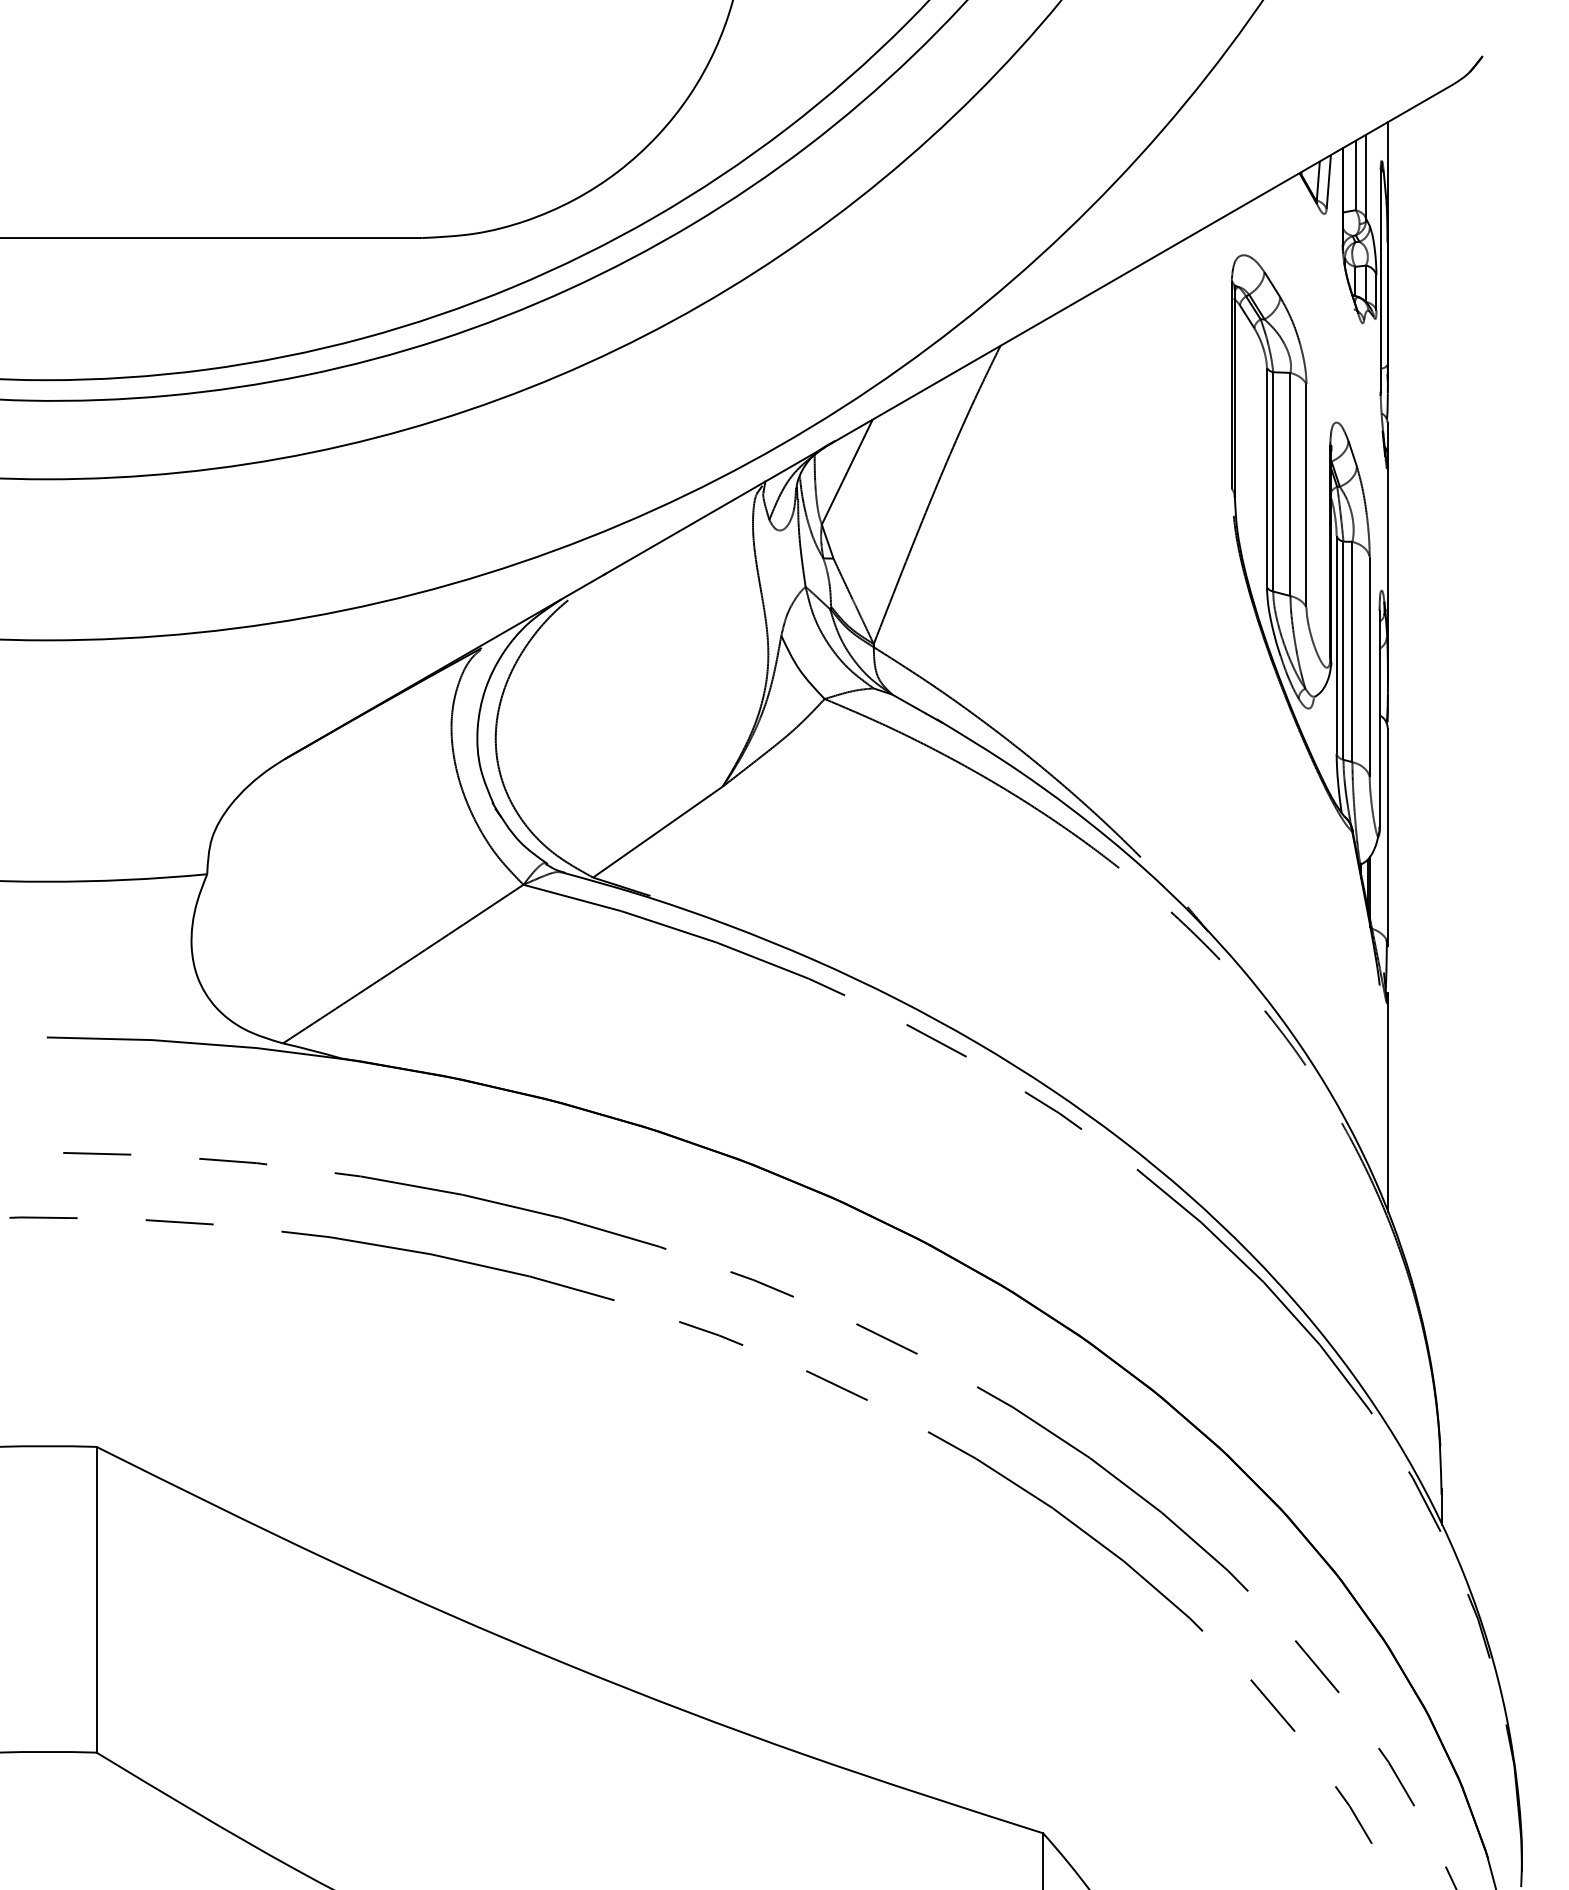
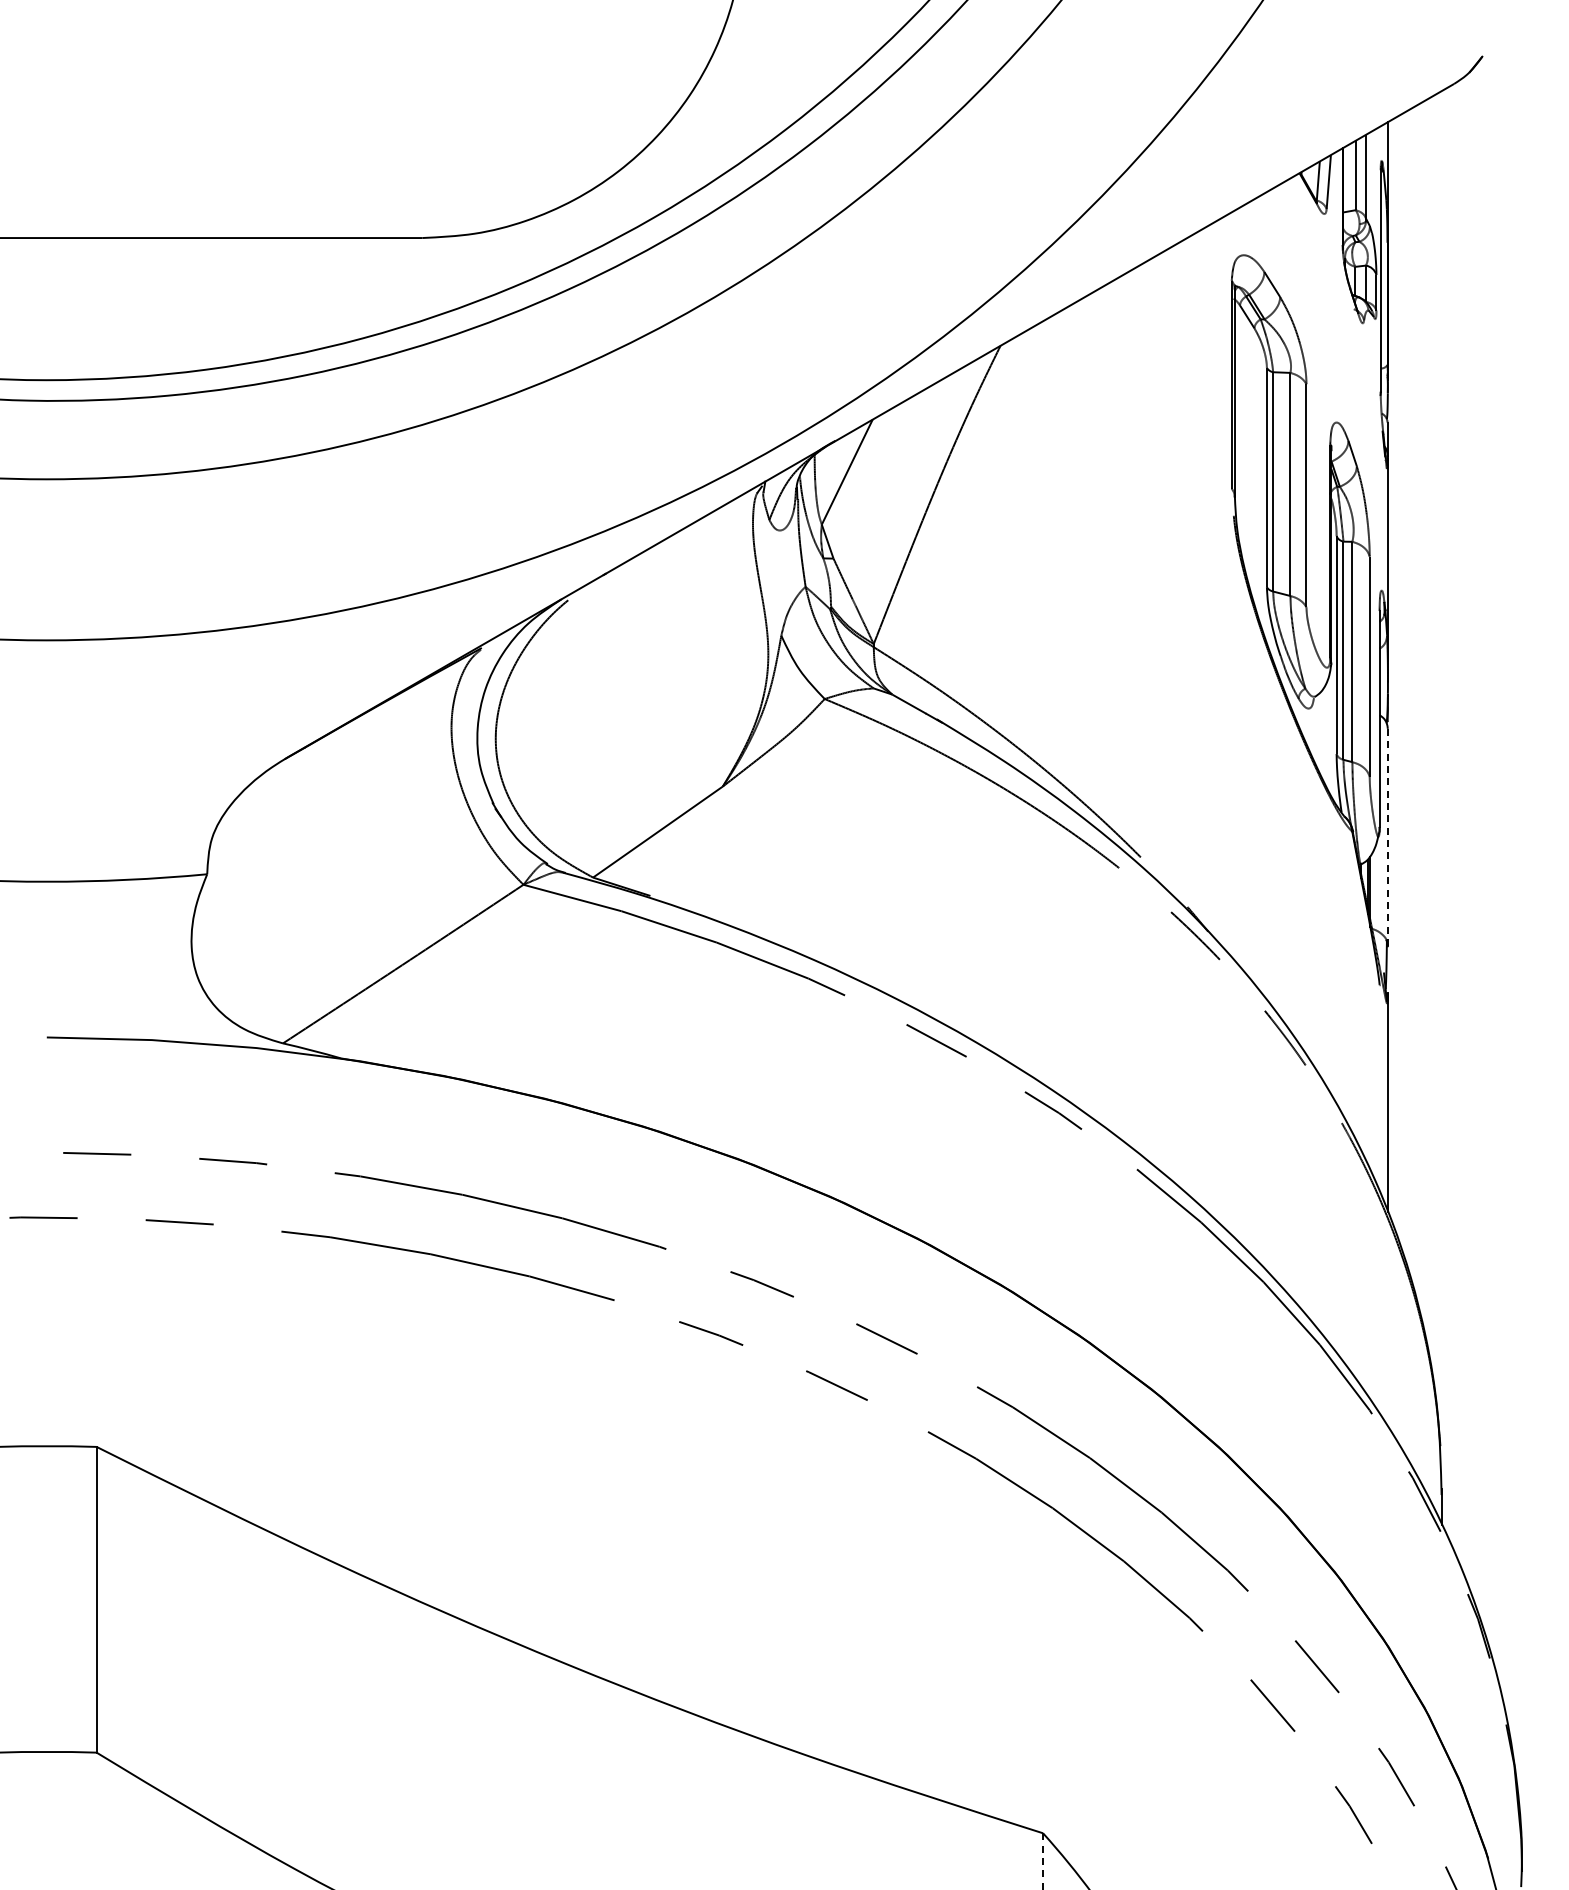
line: solid -> dashed (1387, 837)
line: solid -> dashed (1043, 1861)
